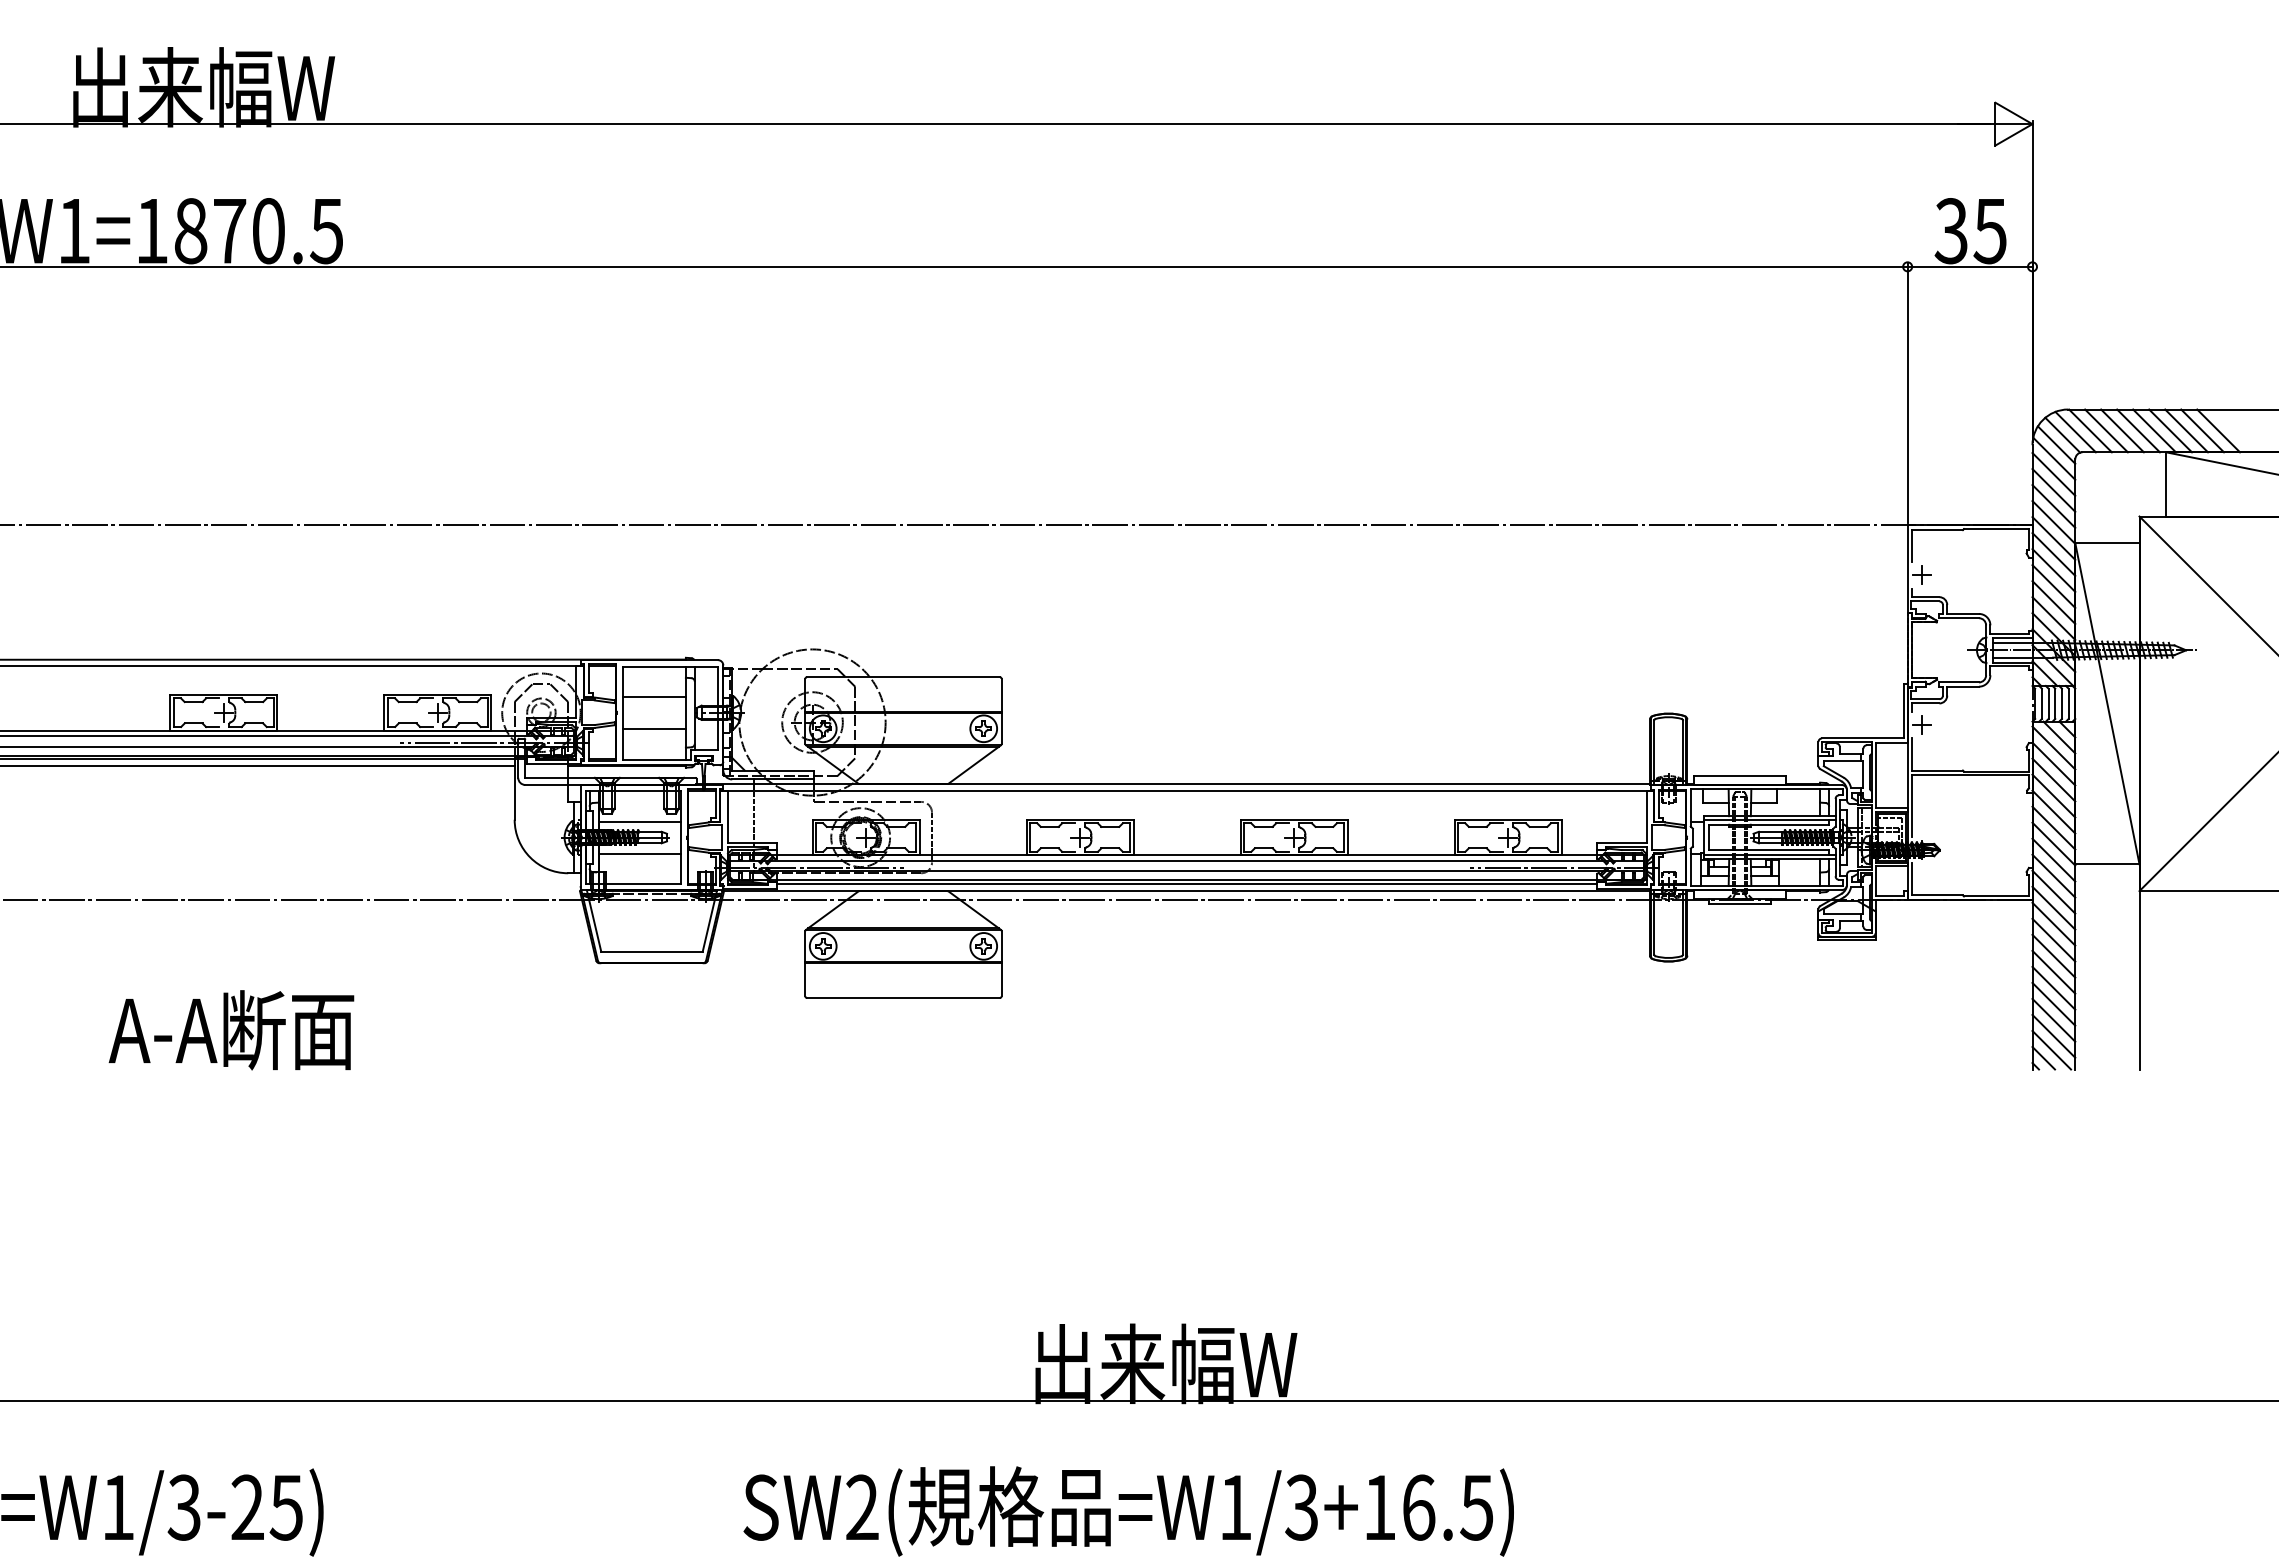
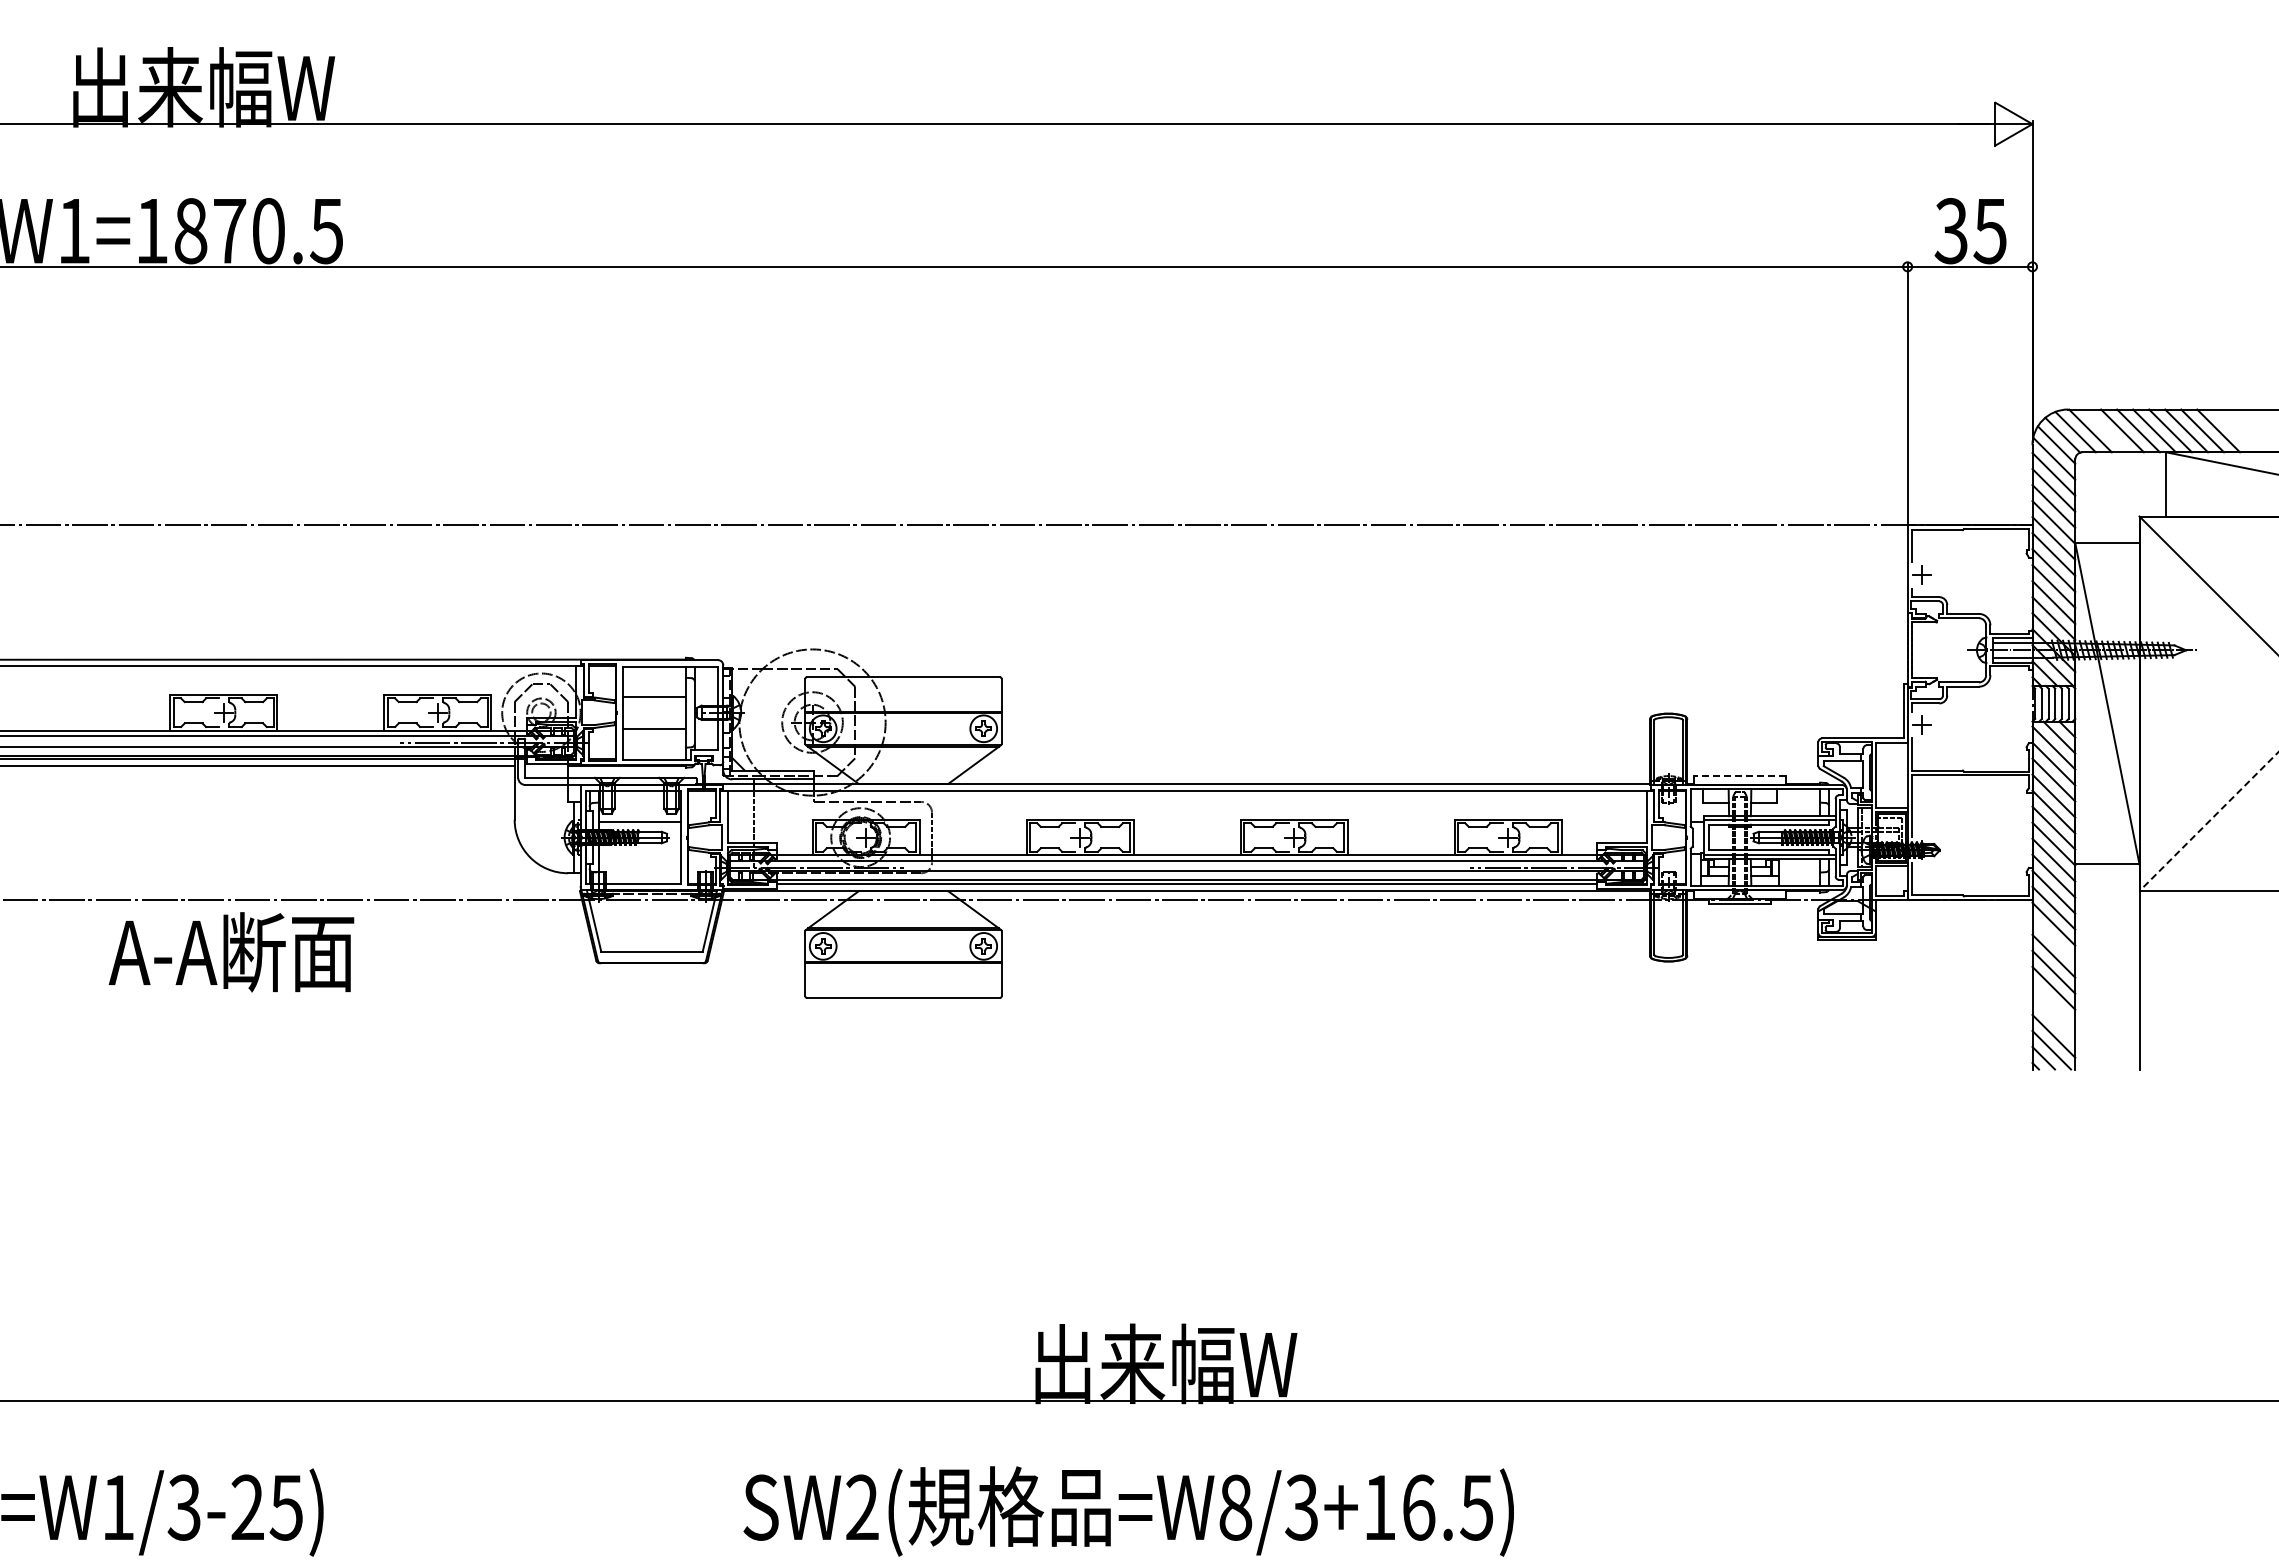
line: present -> none (2106, 430)
line: solid -> dashed (1739, 776)
line: solid -> dashed (2208, 821)
line: present -> none (639, 853)
line: present -> none (2053, 939)
line: present -> none (2053, 1003)
line: present -> none (2053, 1019)
text position: (231, 1030) -> (231, 952) (231, 952)
text: =W1/3+16.5) -> =W8/3+16.5) (1235, 1507)
